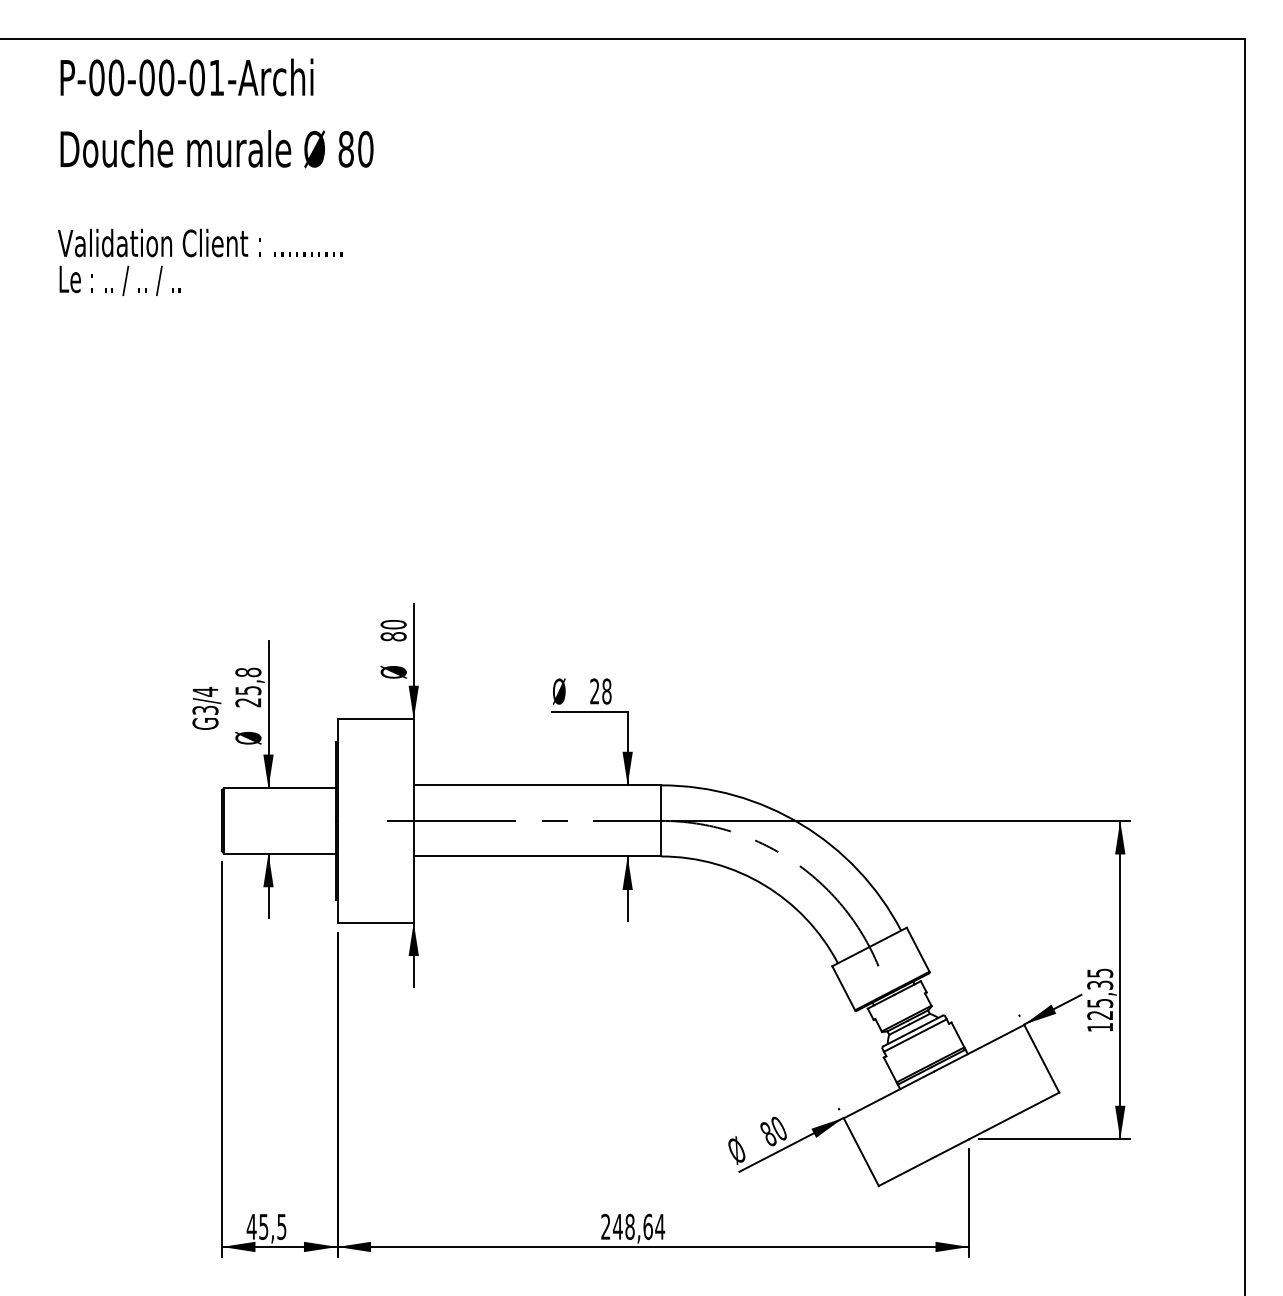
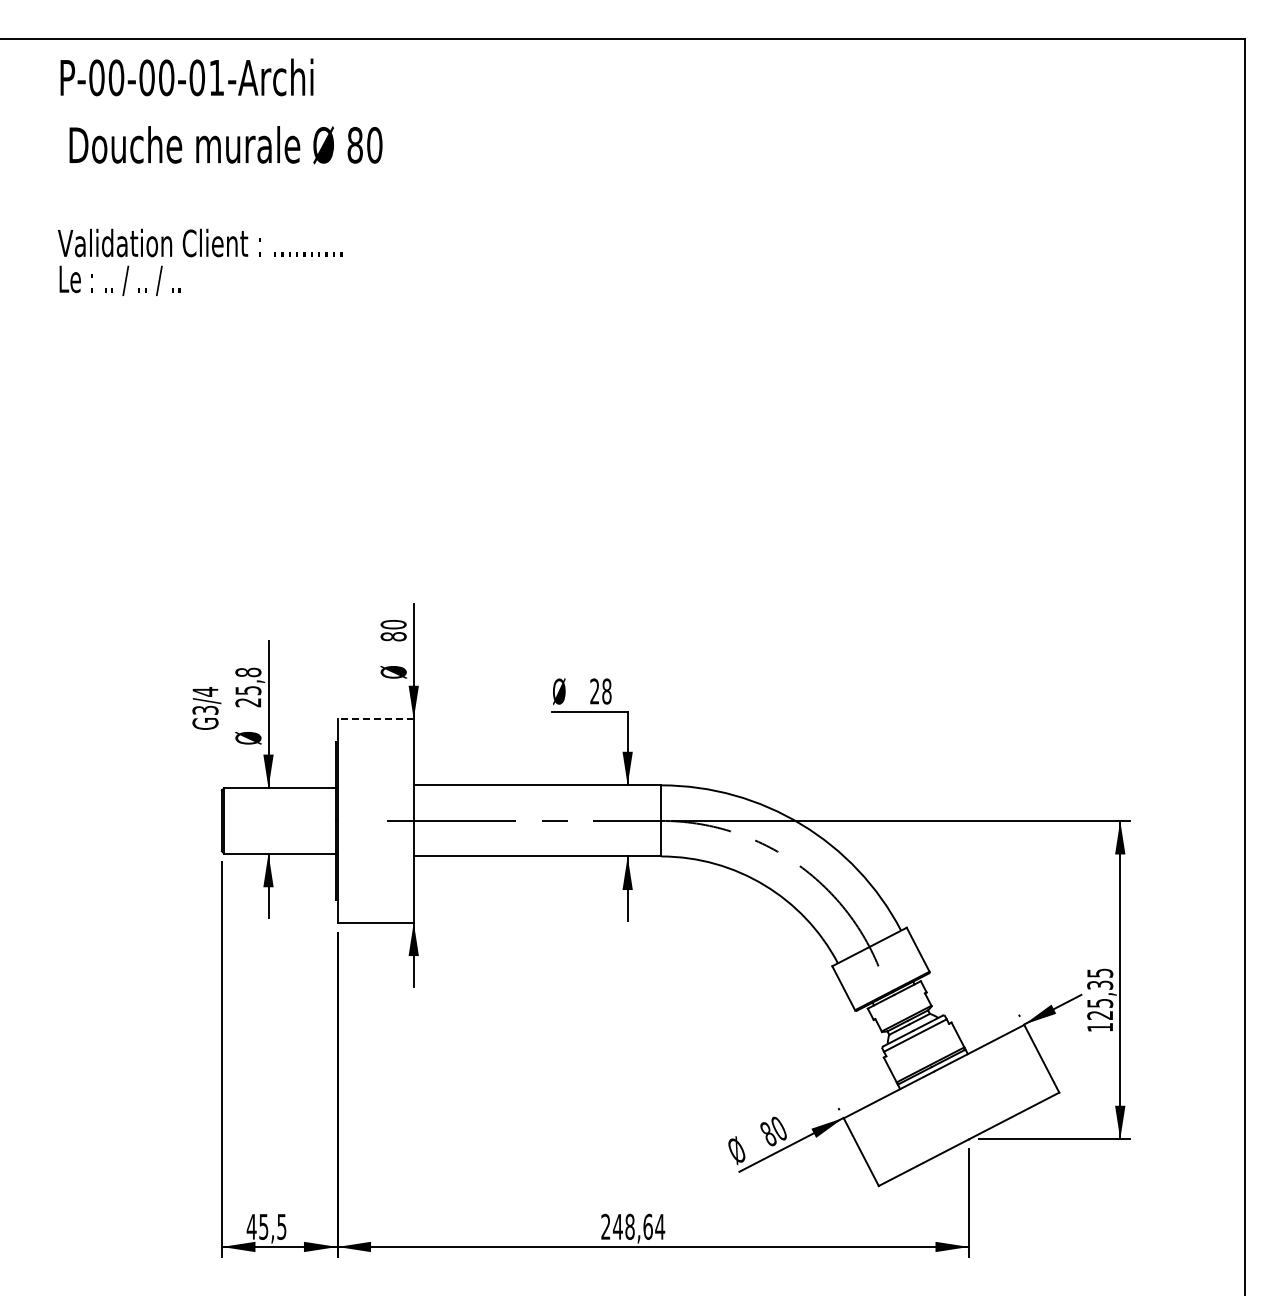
text position: (216, 149) -> (225, 145) (225, 145)
line: solid -> dashed (375, 719)
